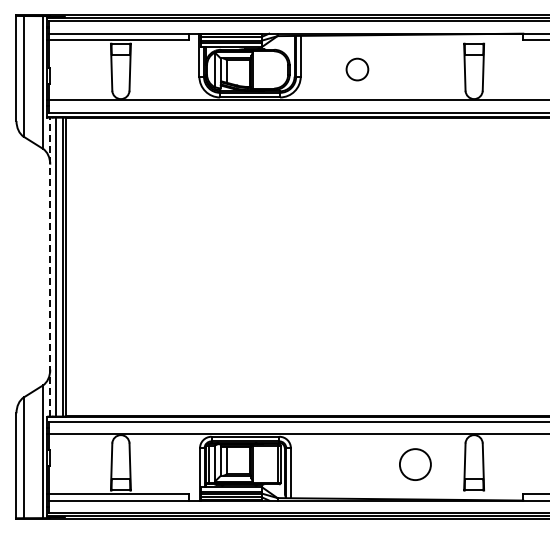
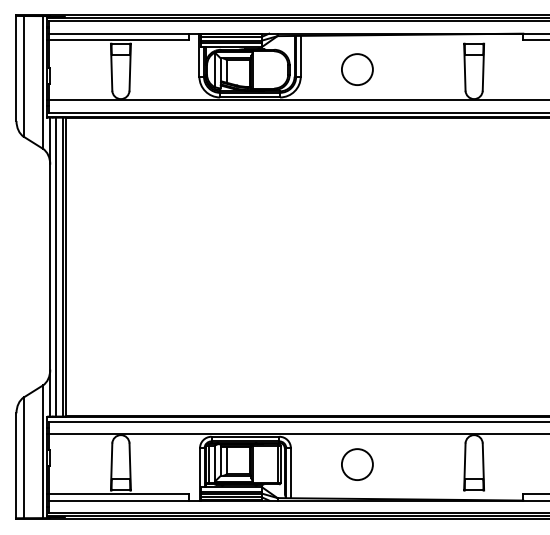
circle size: 25x25 px -> 33x33 px (357, 69)
line: dashed -> solid (50, 266)
circle position: (415, 464) -> (357, 464) (357, 464)
